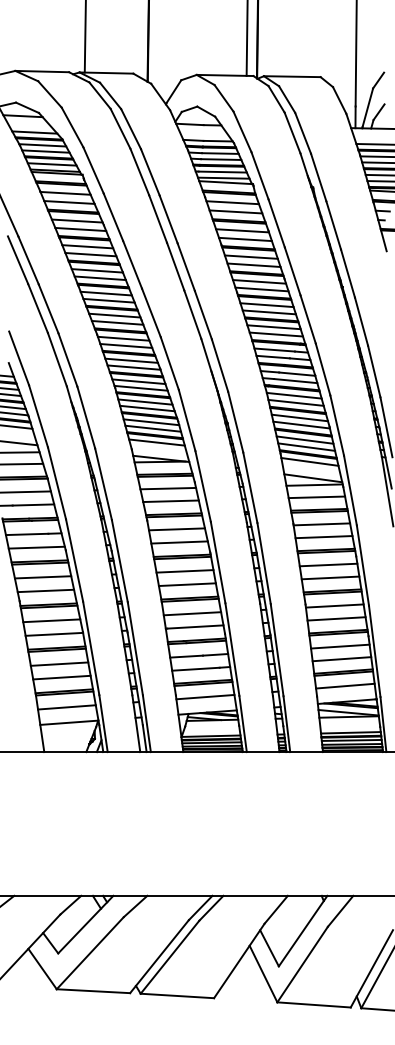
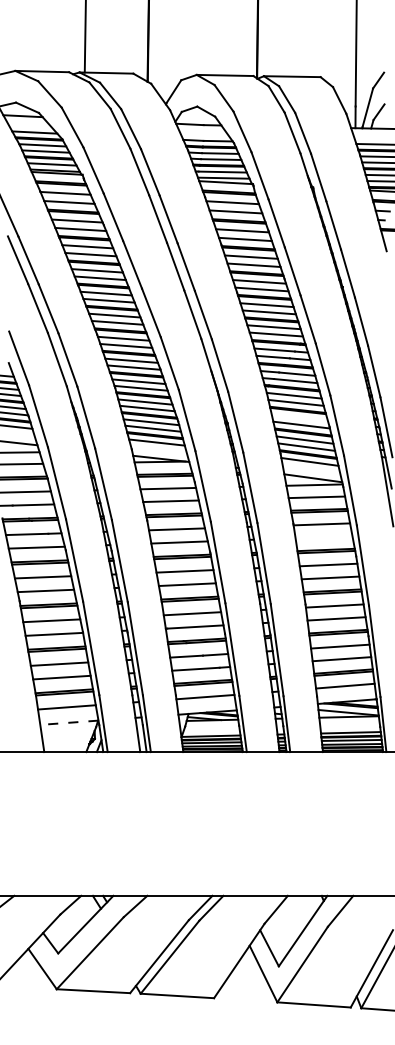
line: present -> none (246, 38)
line: present -> none (299, 417)
line: present -> none (323, 537)
line: solid -> dashed (68, 722)
